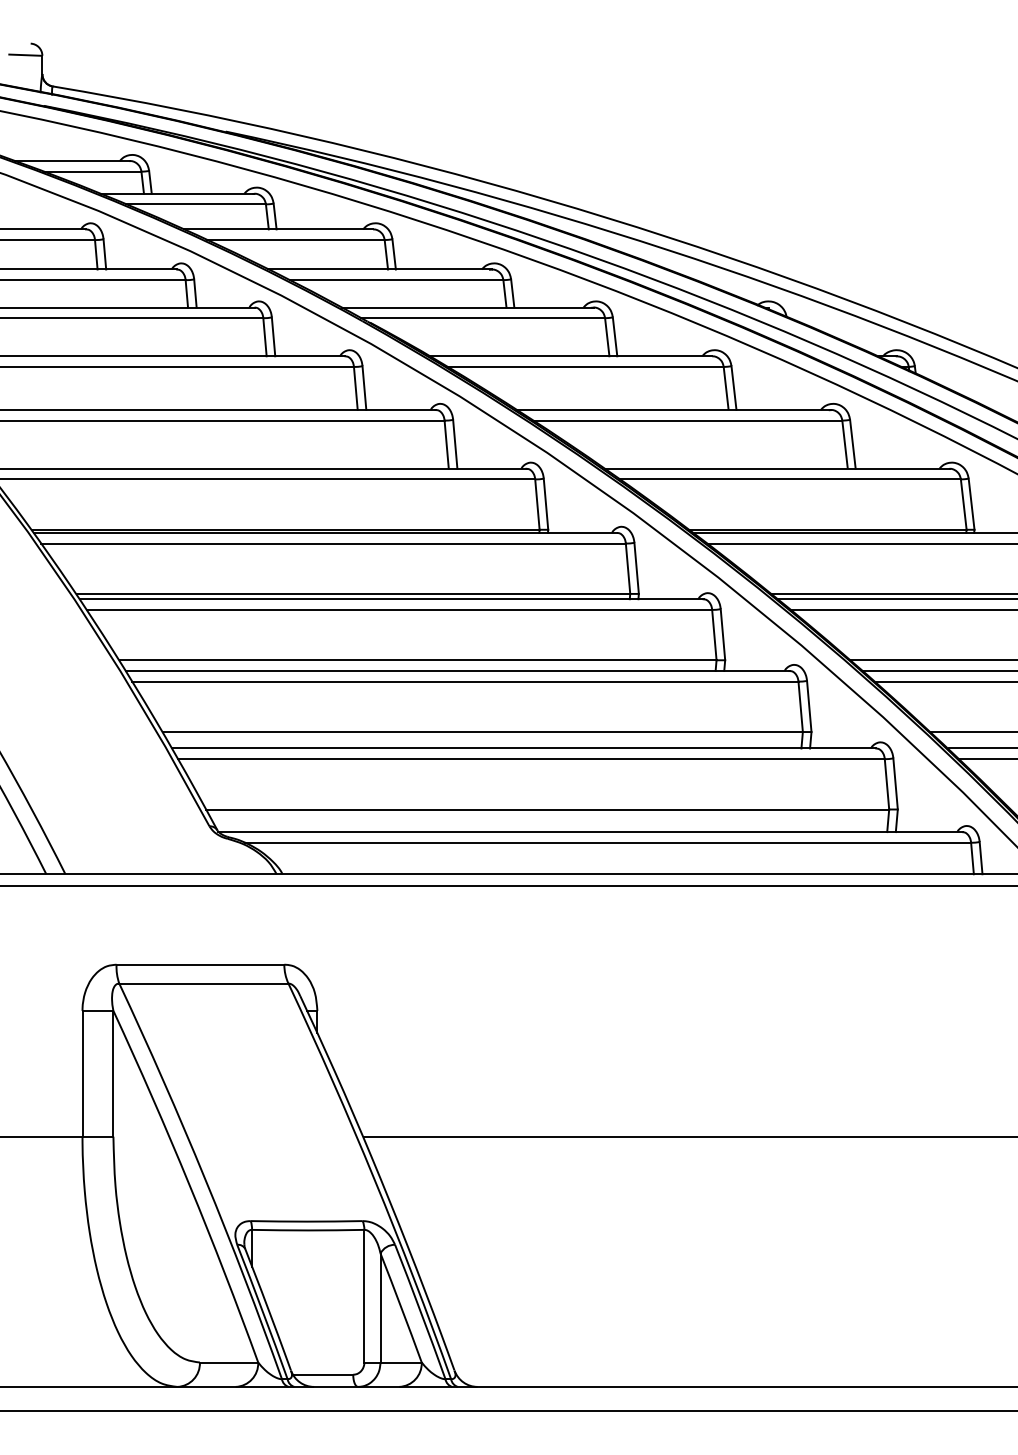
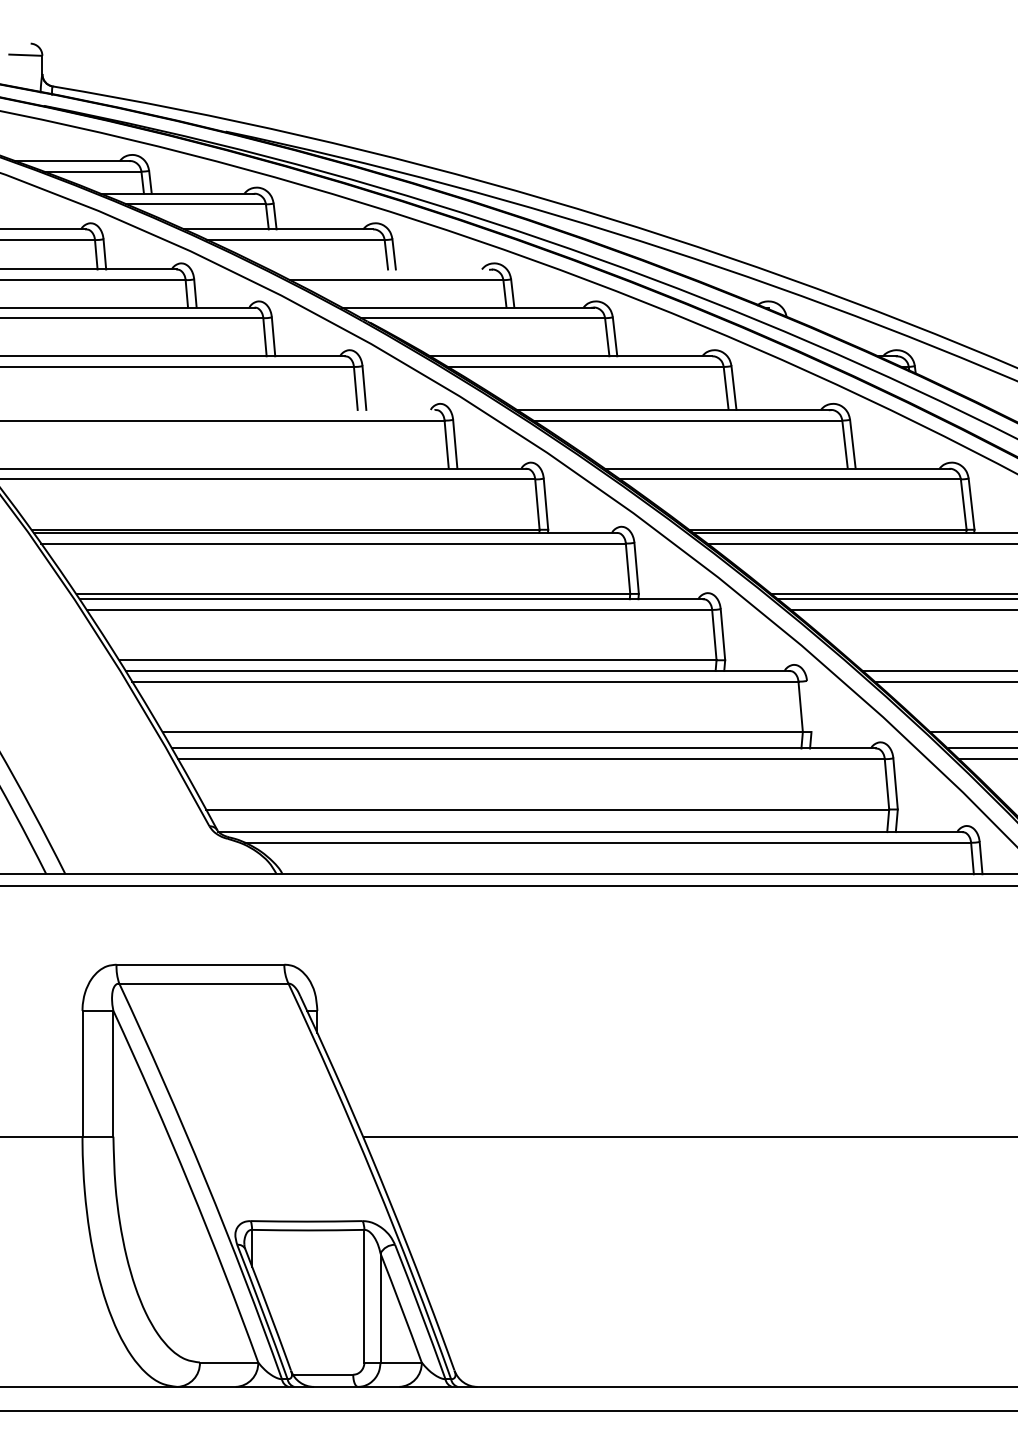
line: present -> none (379, 269)
line: present -> none (218, 409)
line: present -> none (932, 660)
line: present -> none (809, 706)
